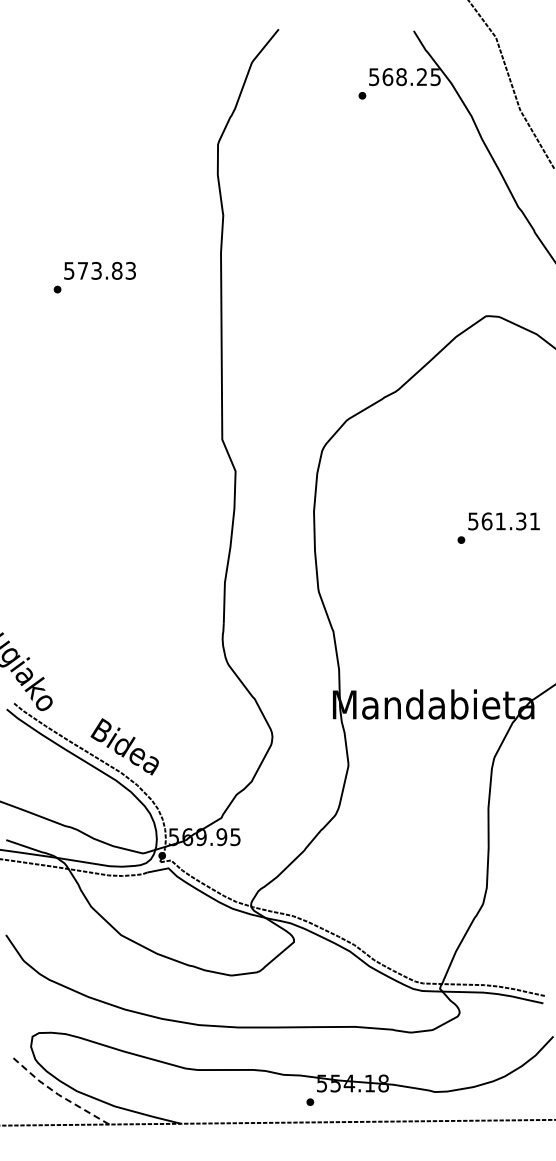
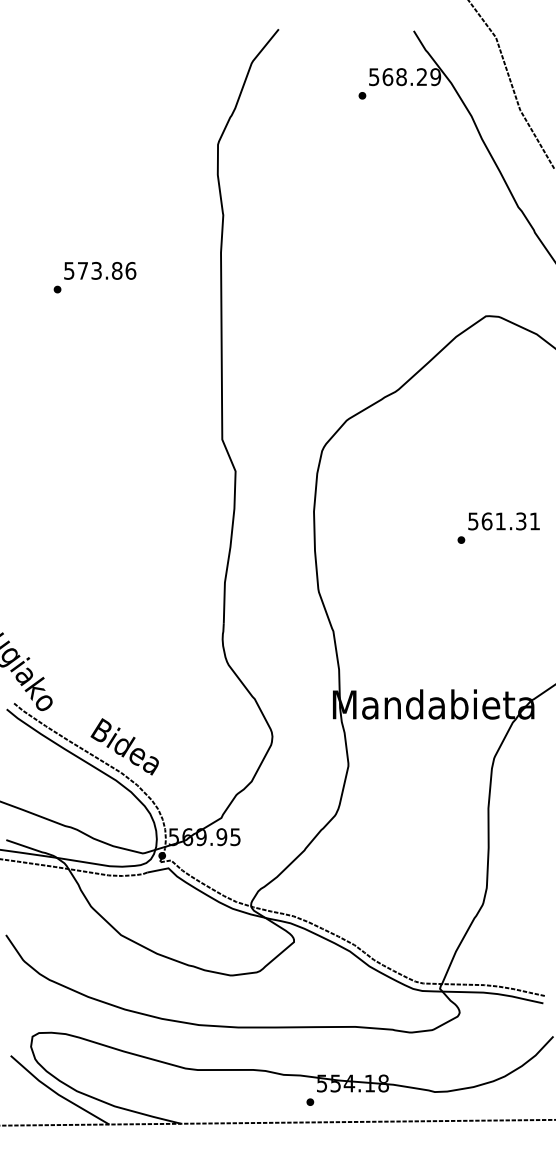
text: 568.25 -> 568.29 (435, 76)
text: 573.83 -> 573.86 (130, 270)
line: dashed -> solid (57, 1093)
